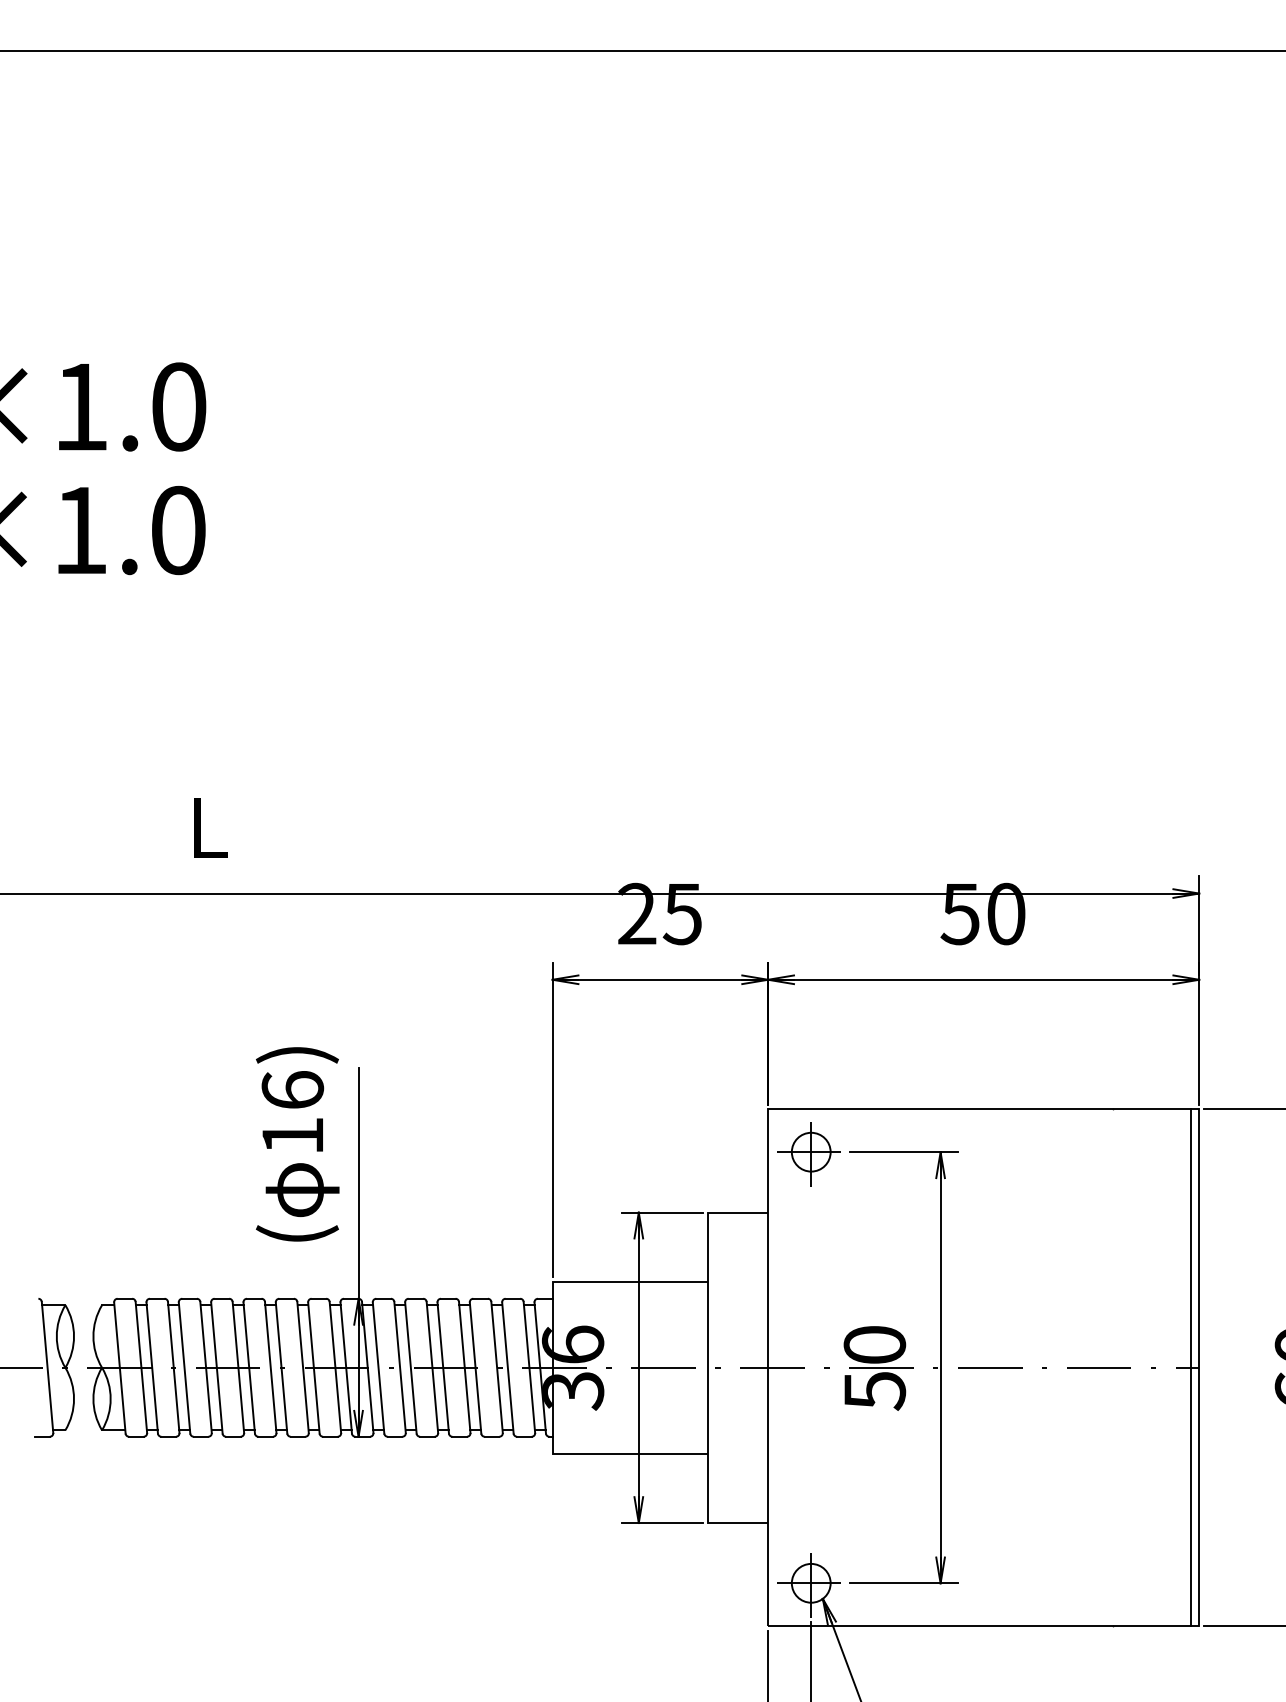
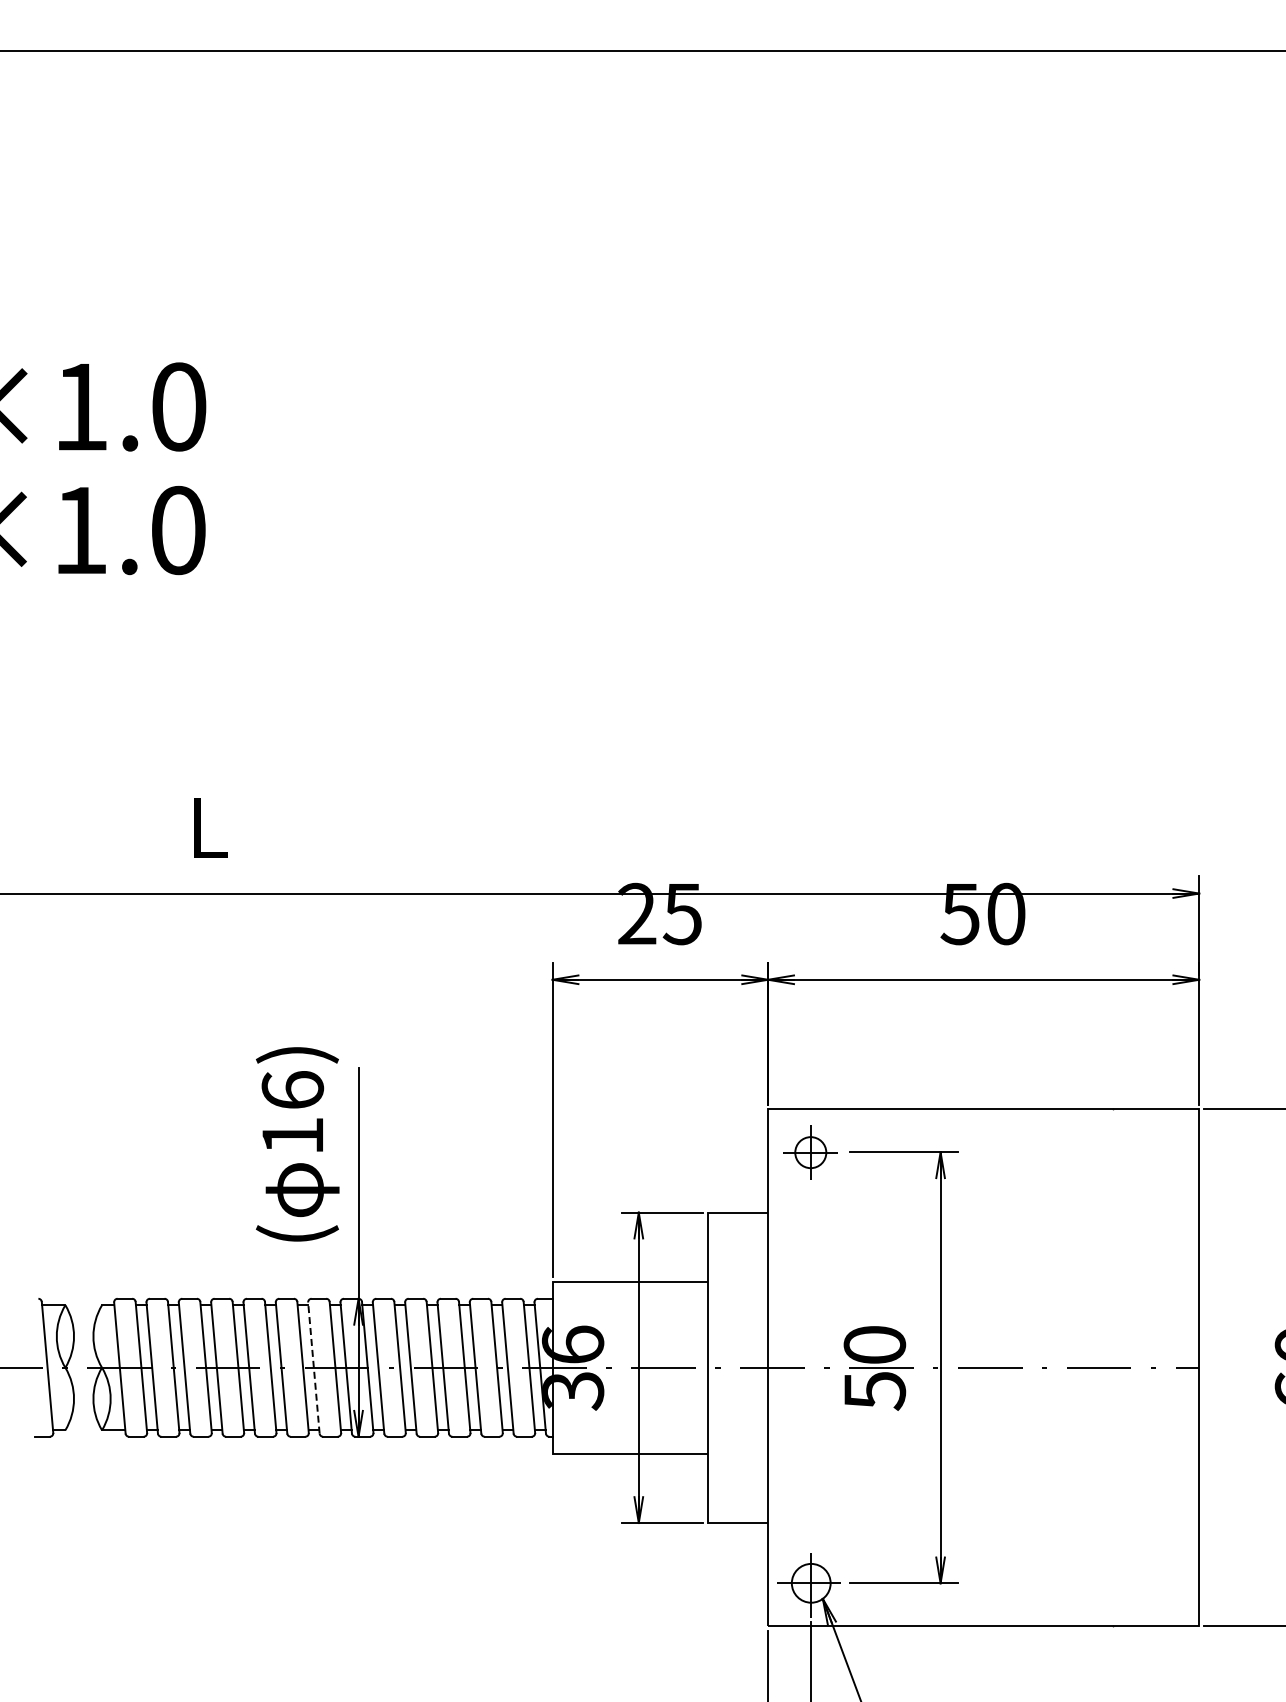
part size: 64x65 px -> 55x55 px (810, 1152)
line: present -> none (1190, 1367)
line: solid -> dashed (313, 1368)
